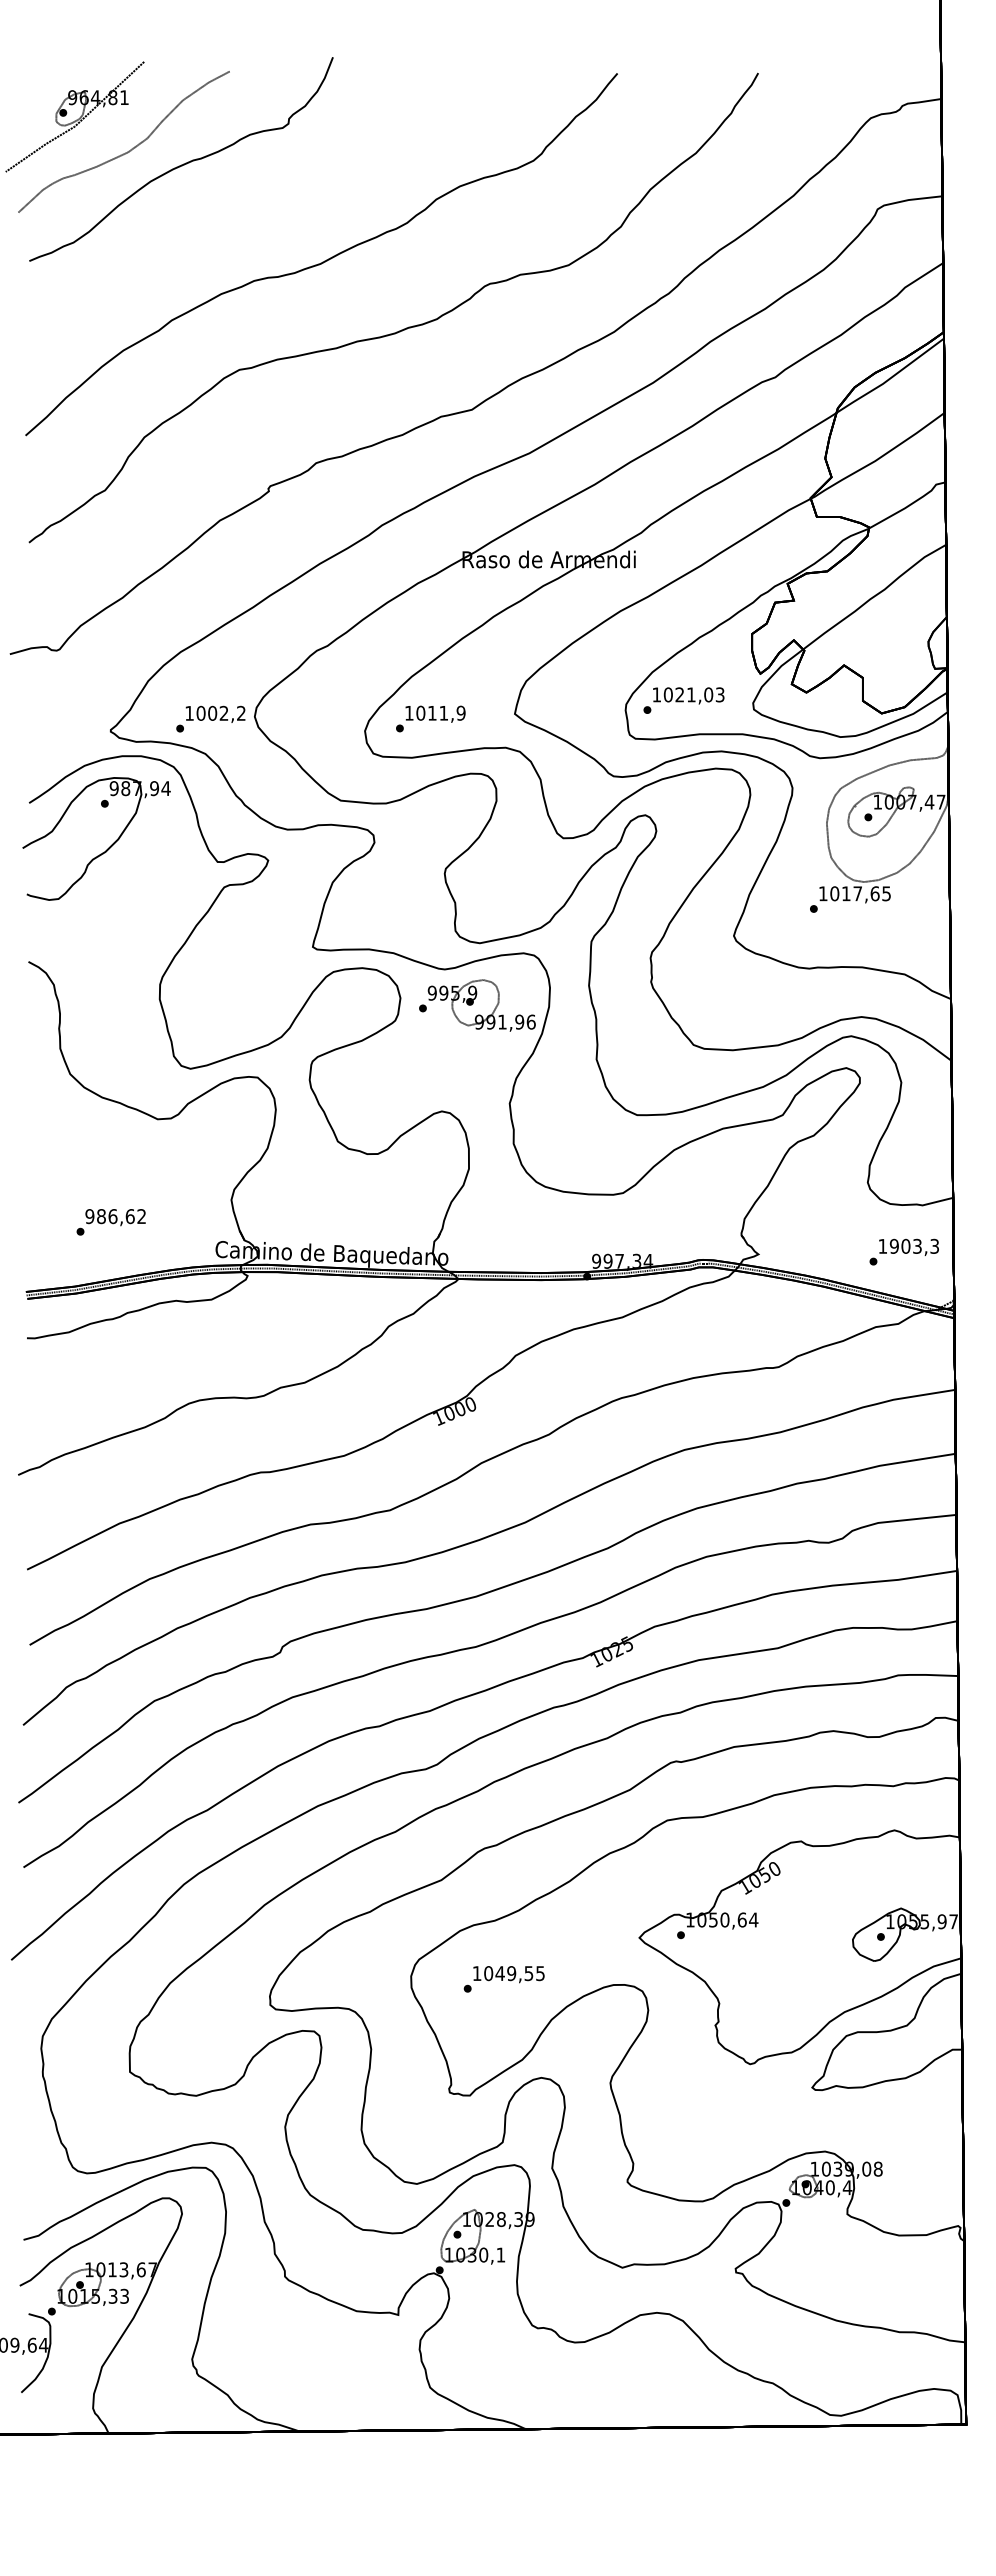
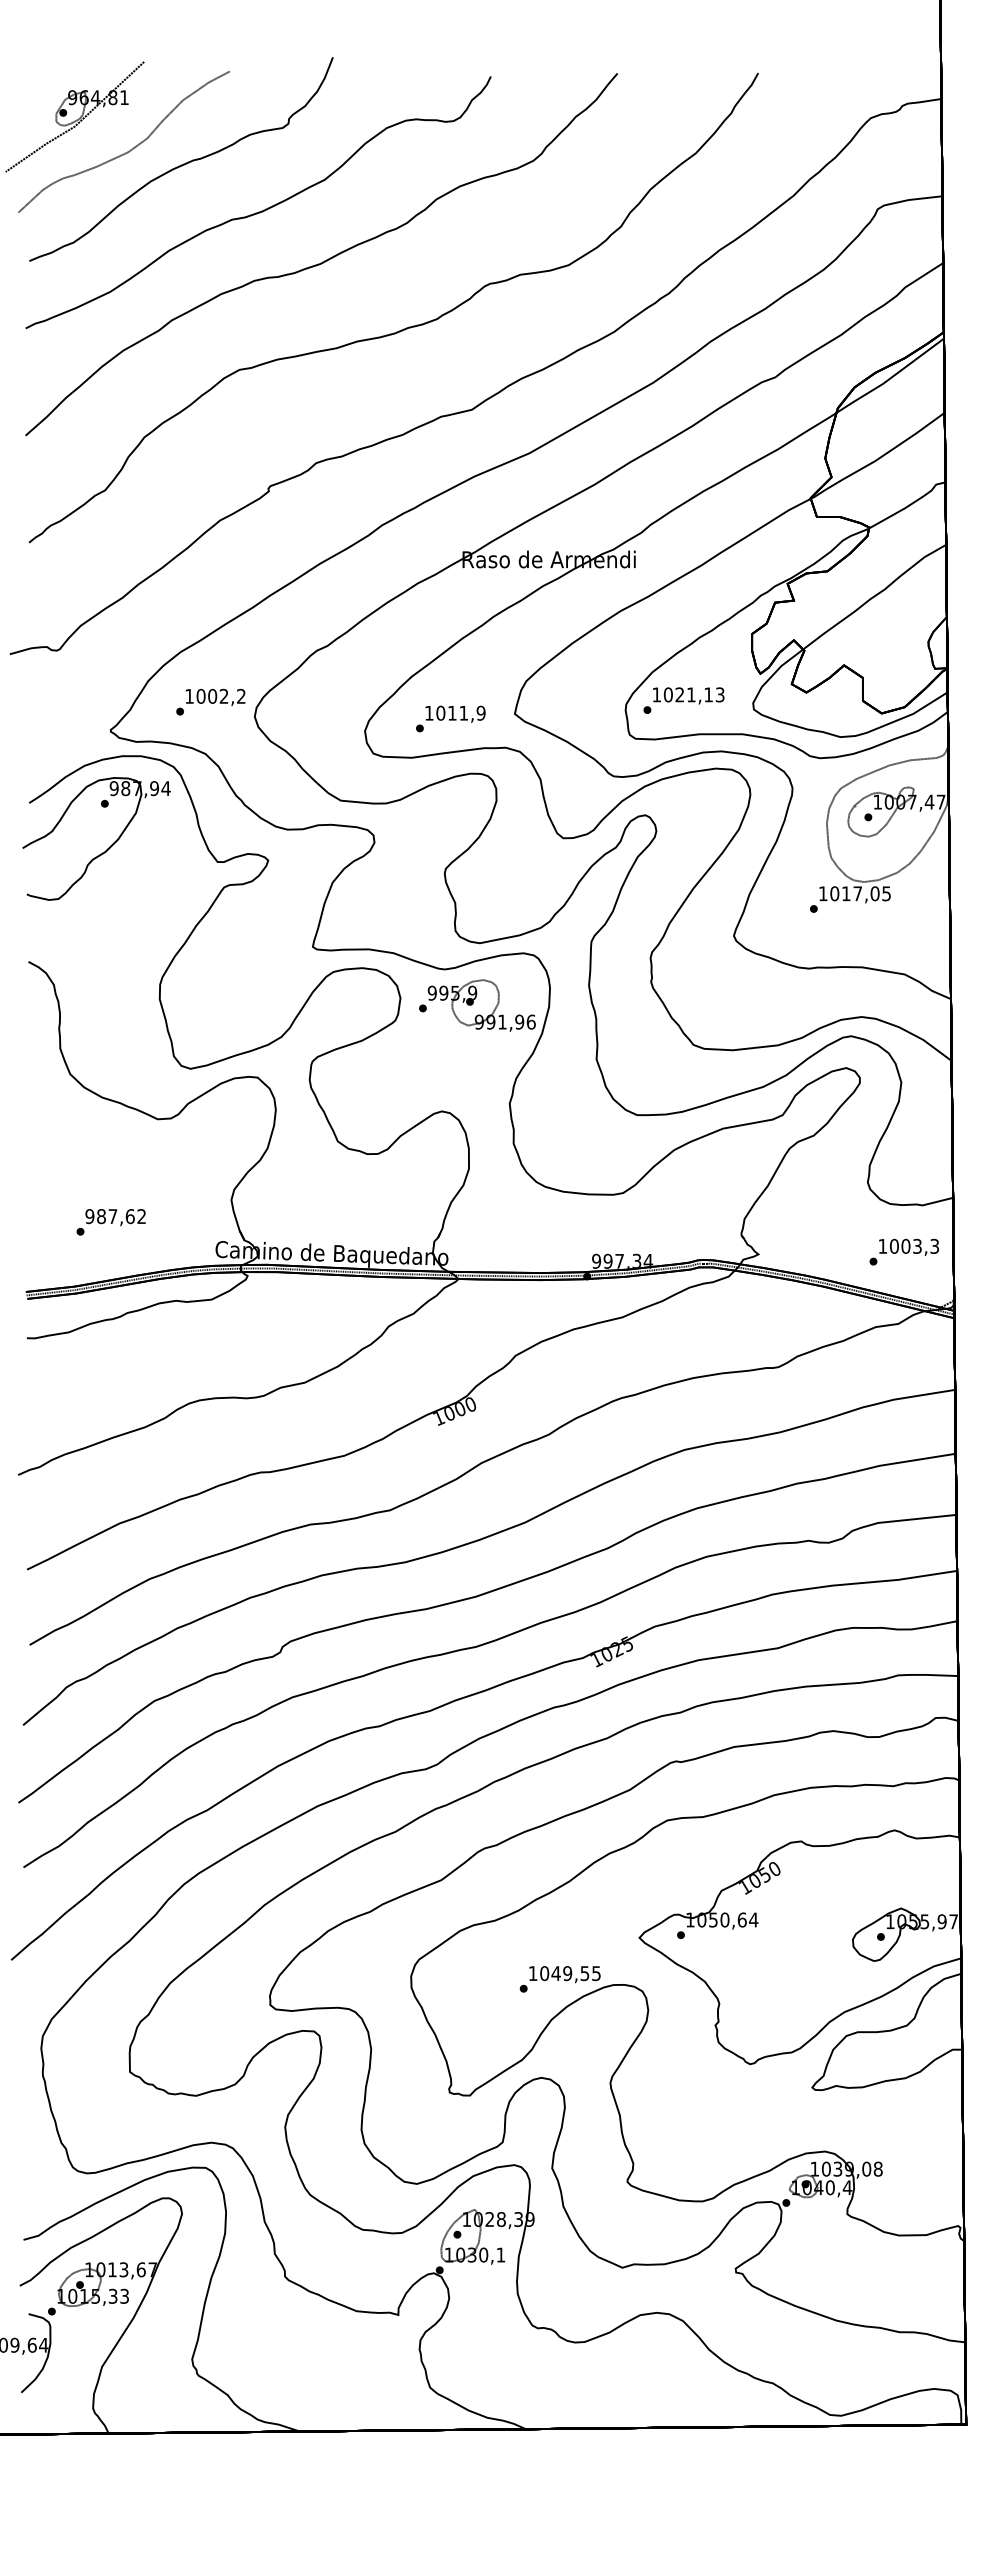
curve: none -> present (261, 210)
text: 1021,03 -> 1021,13 (708, 694)
text position: (210, 718) -> (210, 701) (210, 701)
text position: (430, 718) -> (450, 718) (450, 718)
text: 1017,65 -> 1017,05 (874, 893)
text: 986,62 -> 987,62 (112, 1216)
text: 1903,3 -> 1003,3 (893, 1246)
text position: (503, 1979) -> (559, 1979) (559, 1979)
